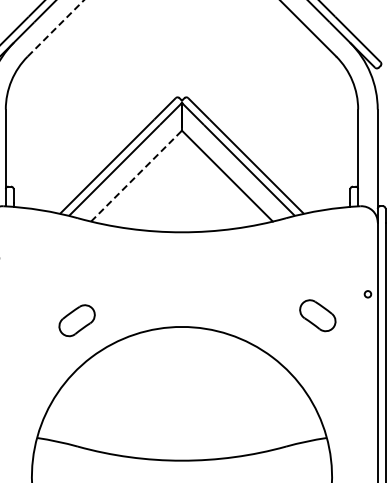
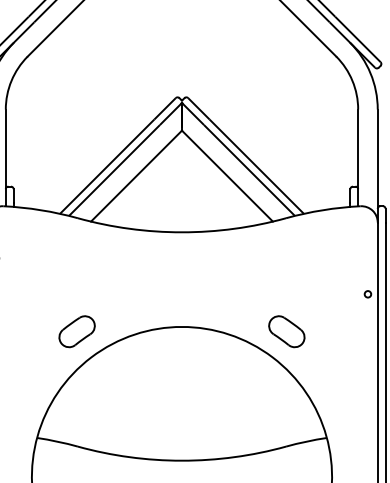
line: dashed -> solid (55, 28)
line: dashed -> solid (136, 175)
part position: (317, 315) -> (286, 331) (286, 331)
part position: (76, 320) -> (76, 331) (76, 331)
